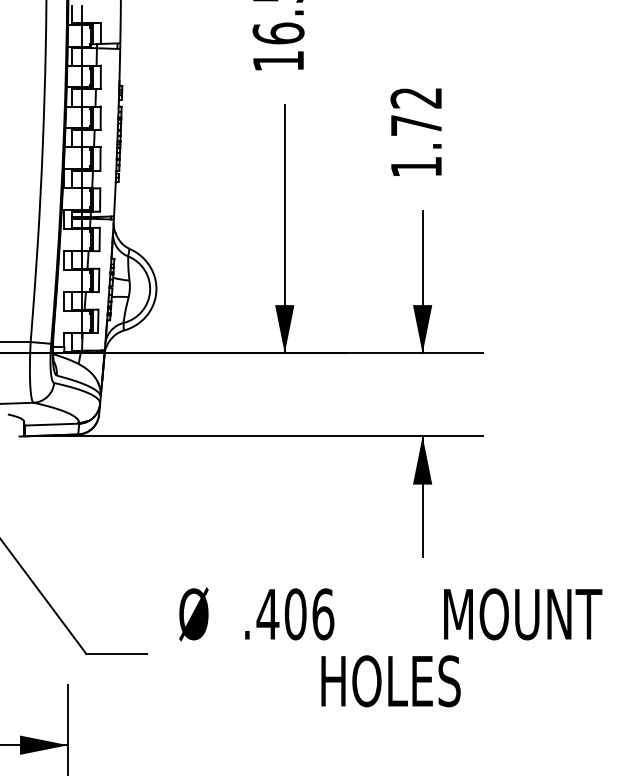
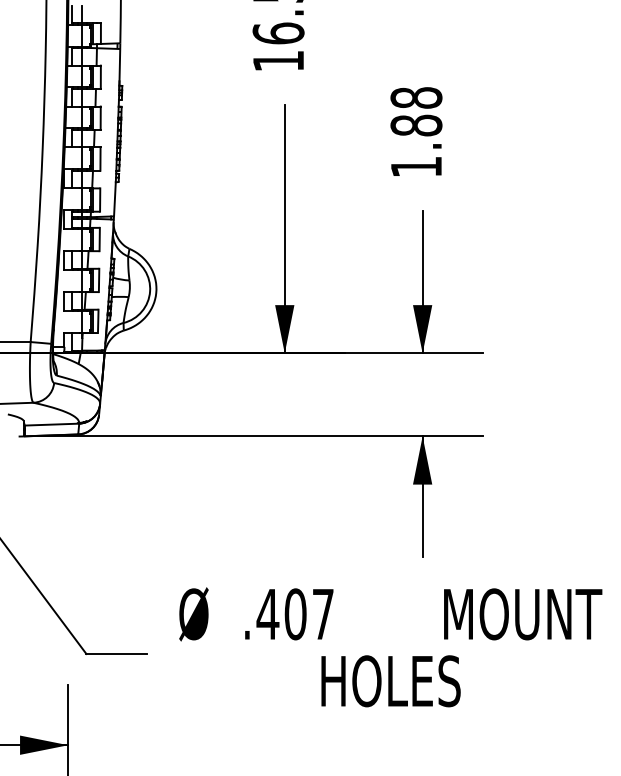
text: 1.72 -> 1.88 (416, 111)
text: .406 -> .407 (323, 614)
